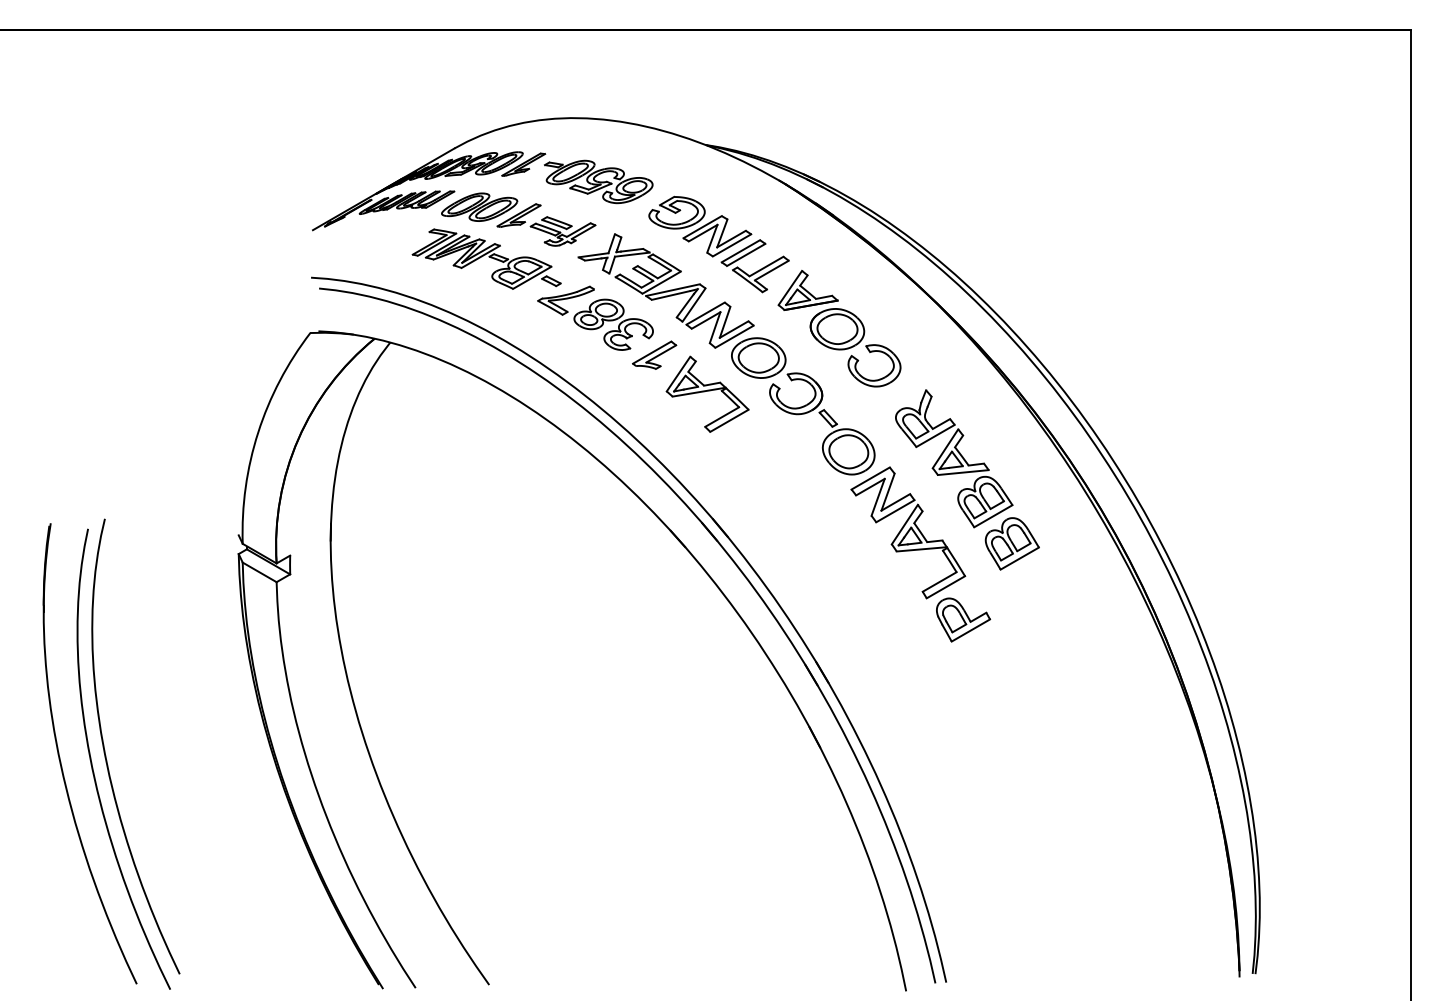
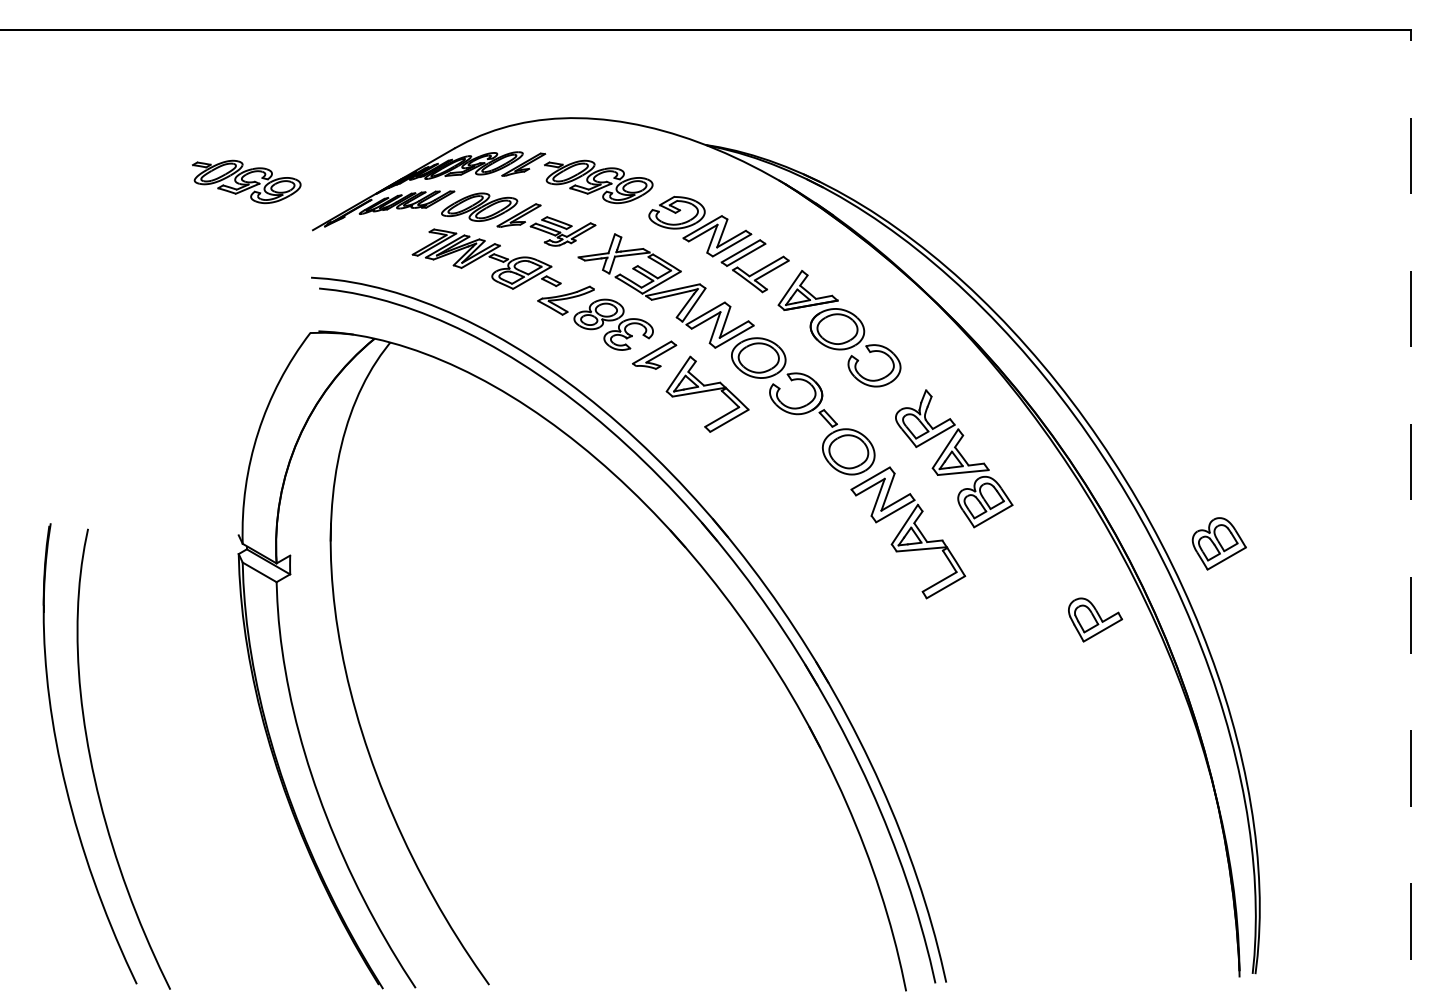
part: none -> present (246, 181)
line: solid -> dashed (1411, 515)
part position: (1011, 543) -> (1218, 543) (1218, 543)
part position: (963, 619) -> (1095, 619) (1095, 619)
curve: present -> none (105, 750)
